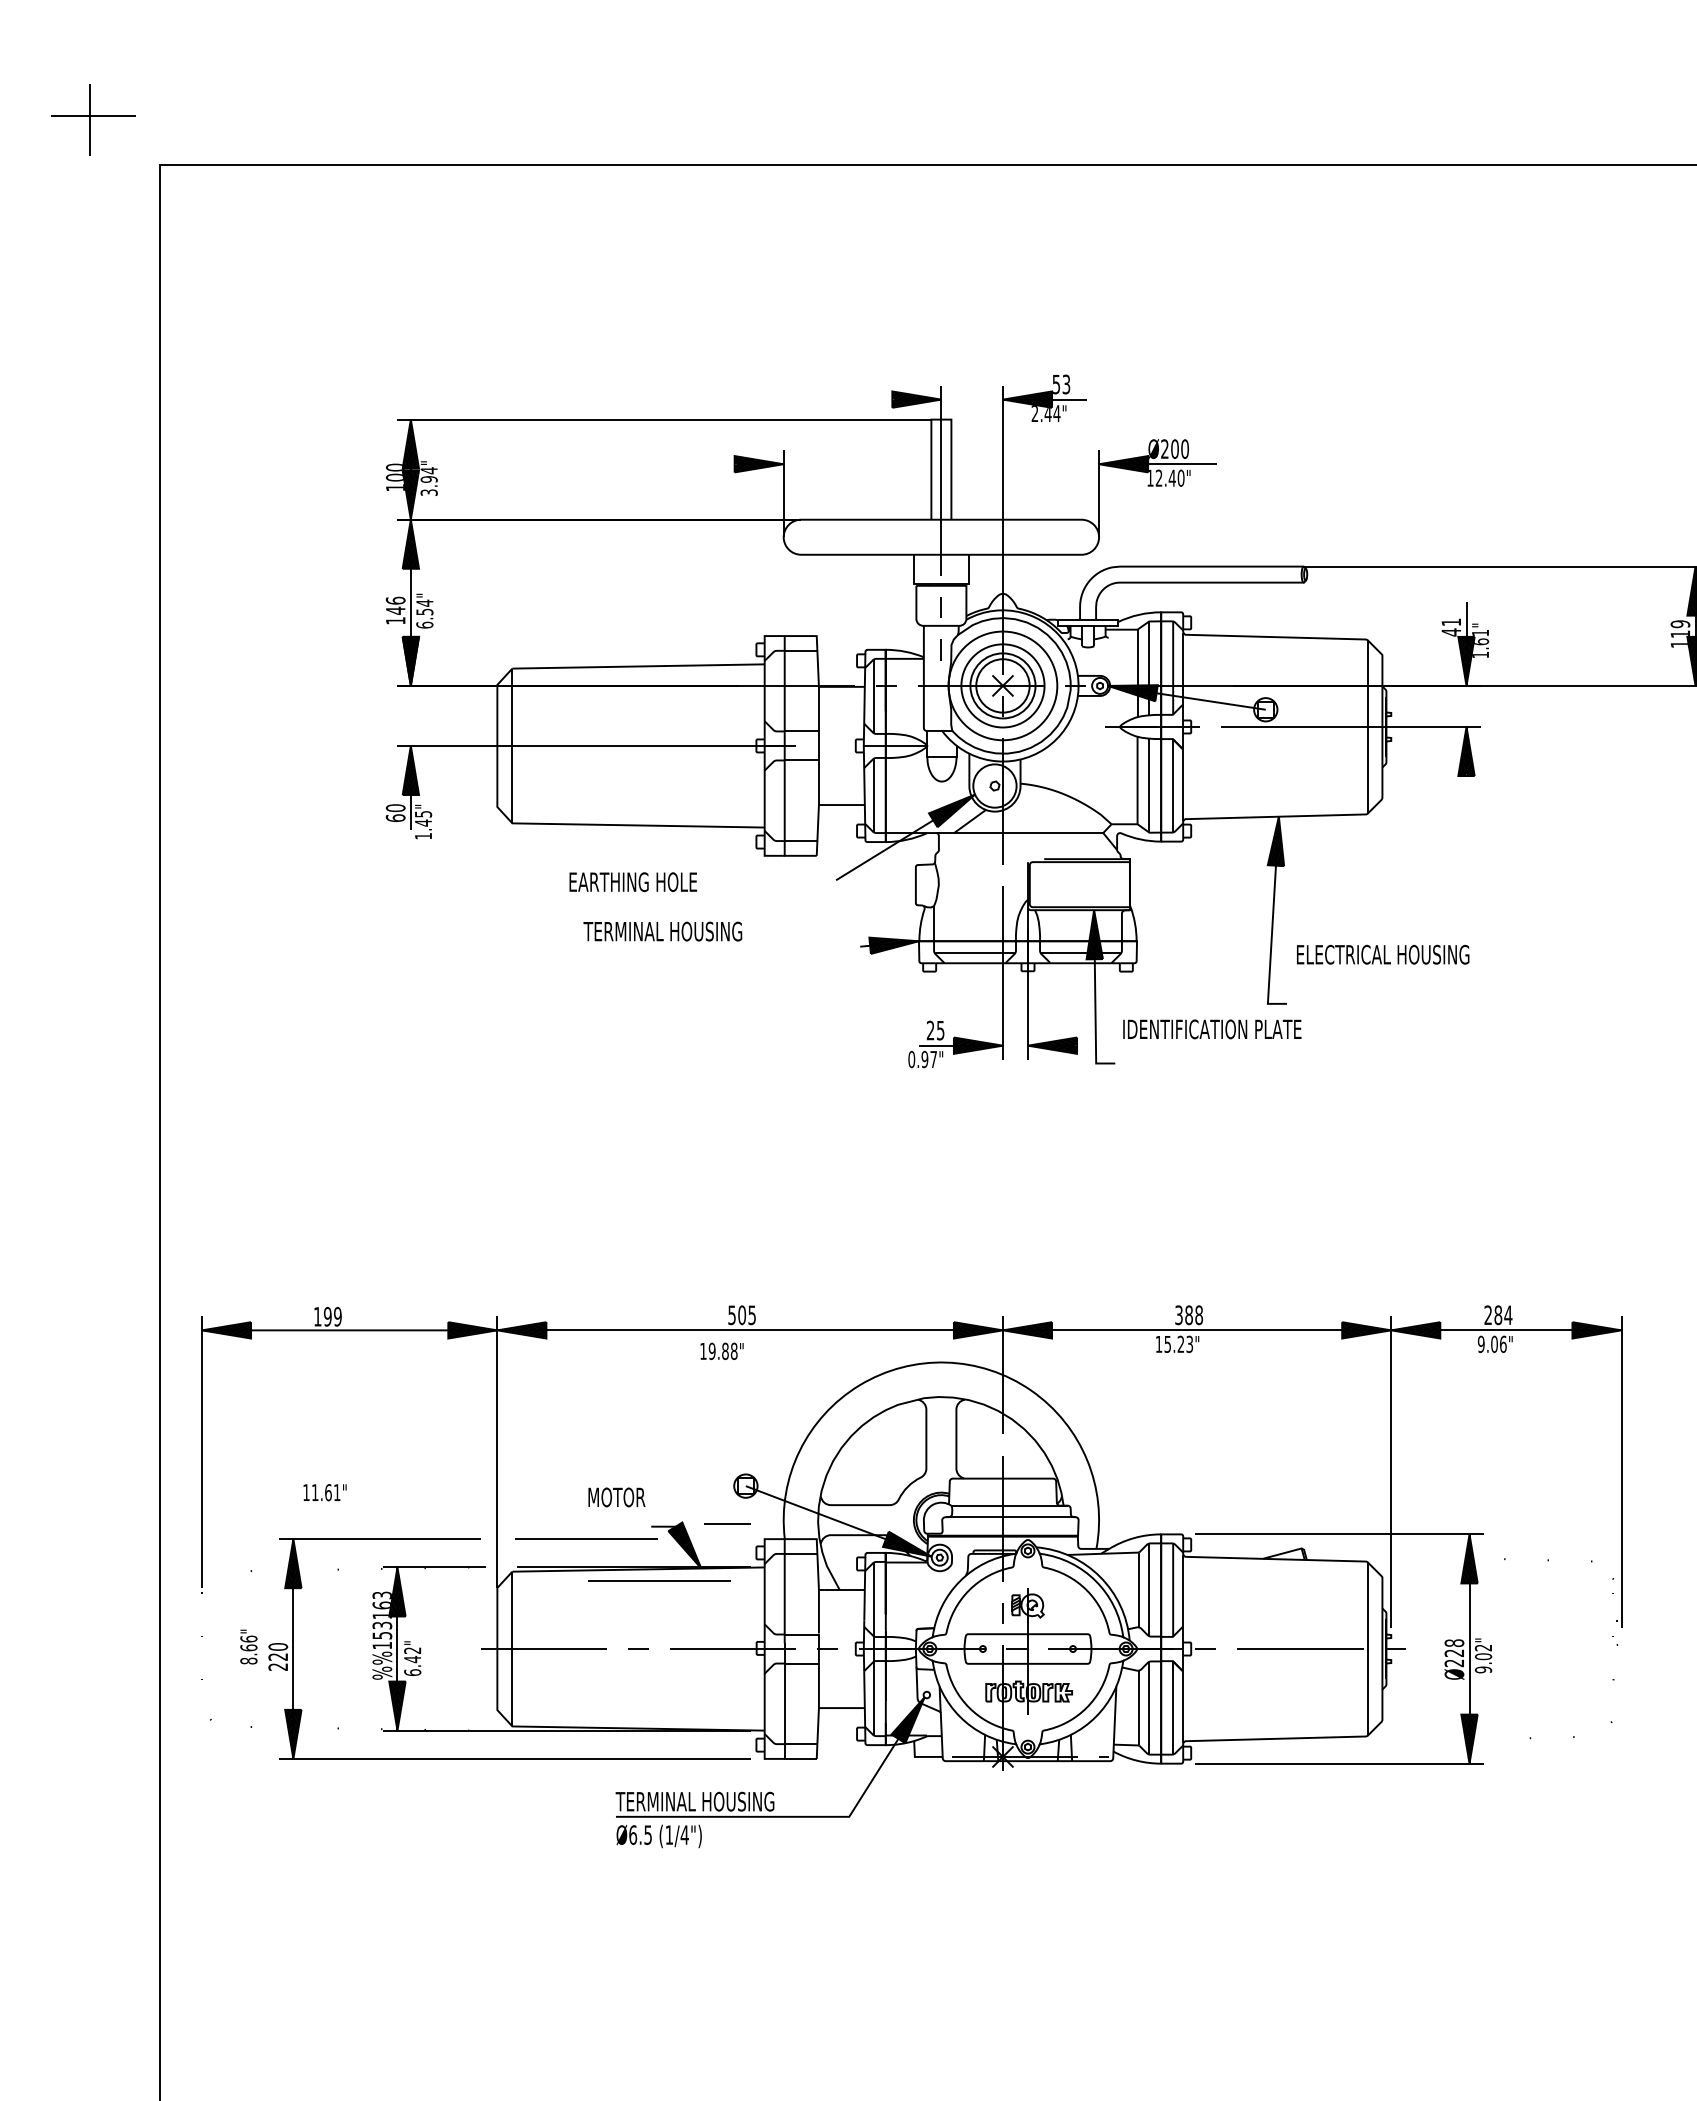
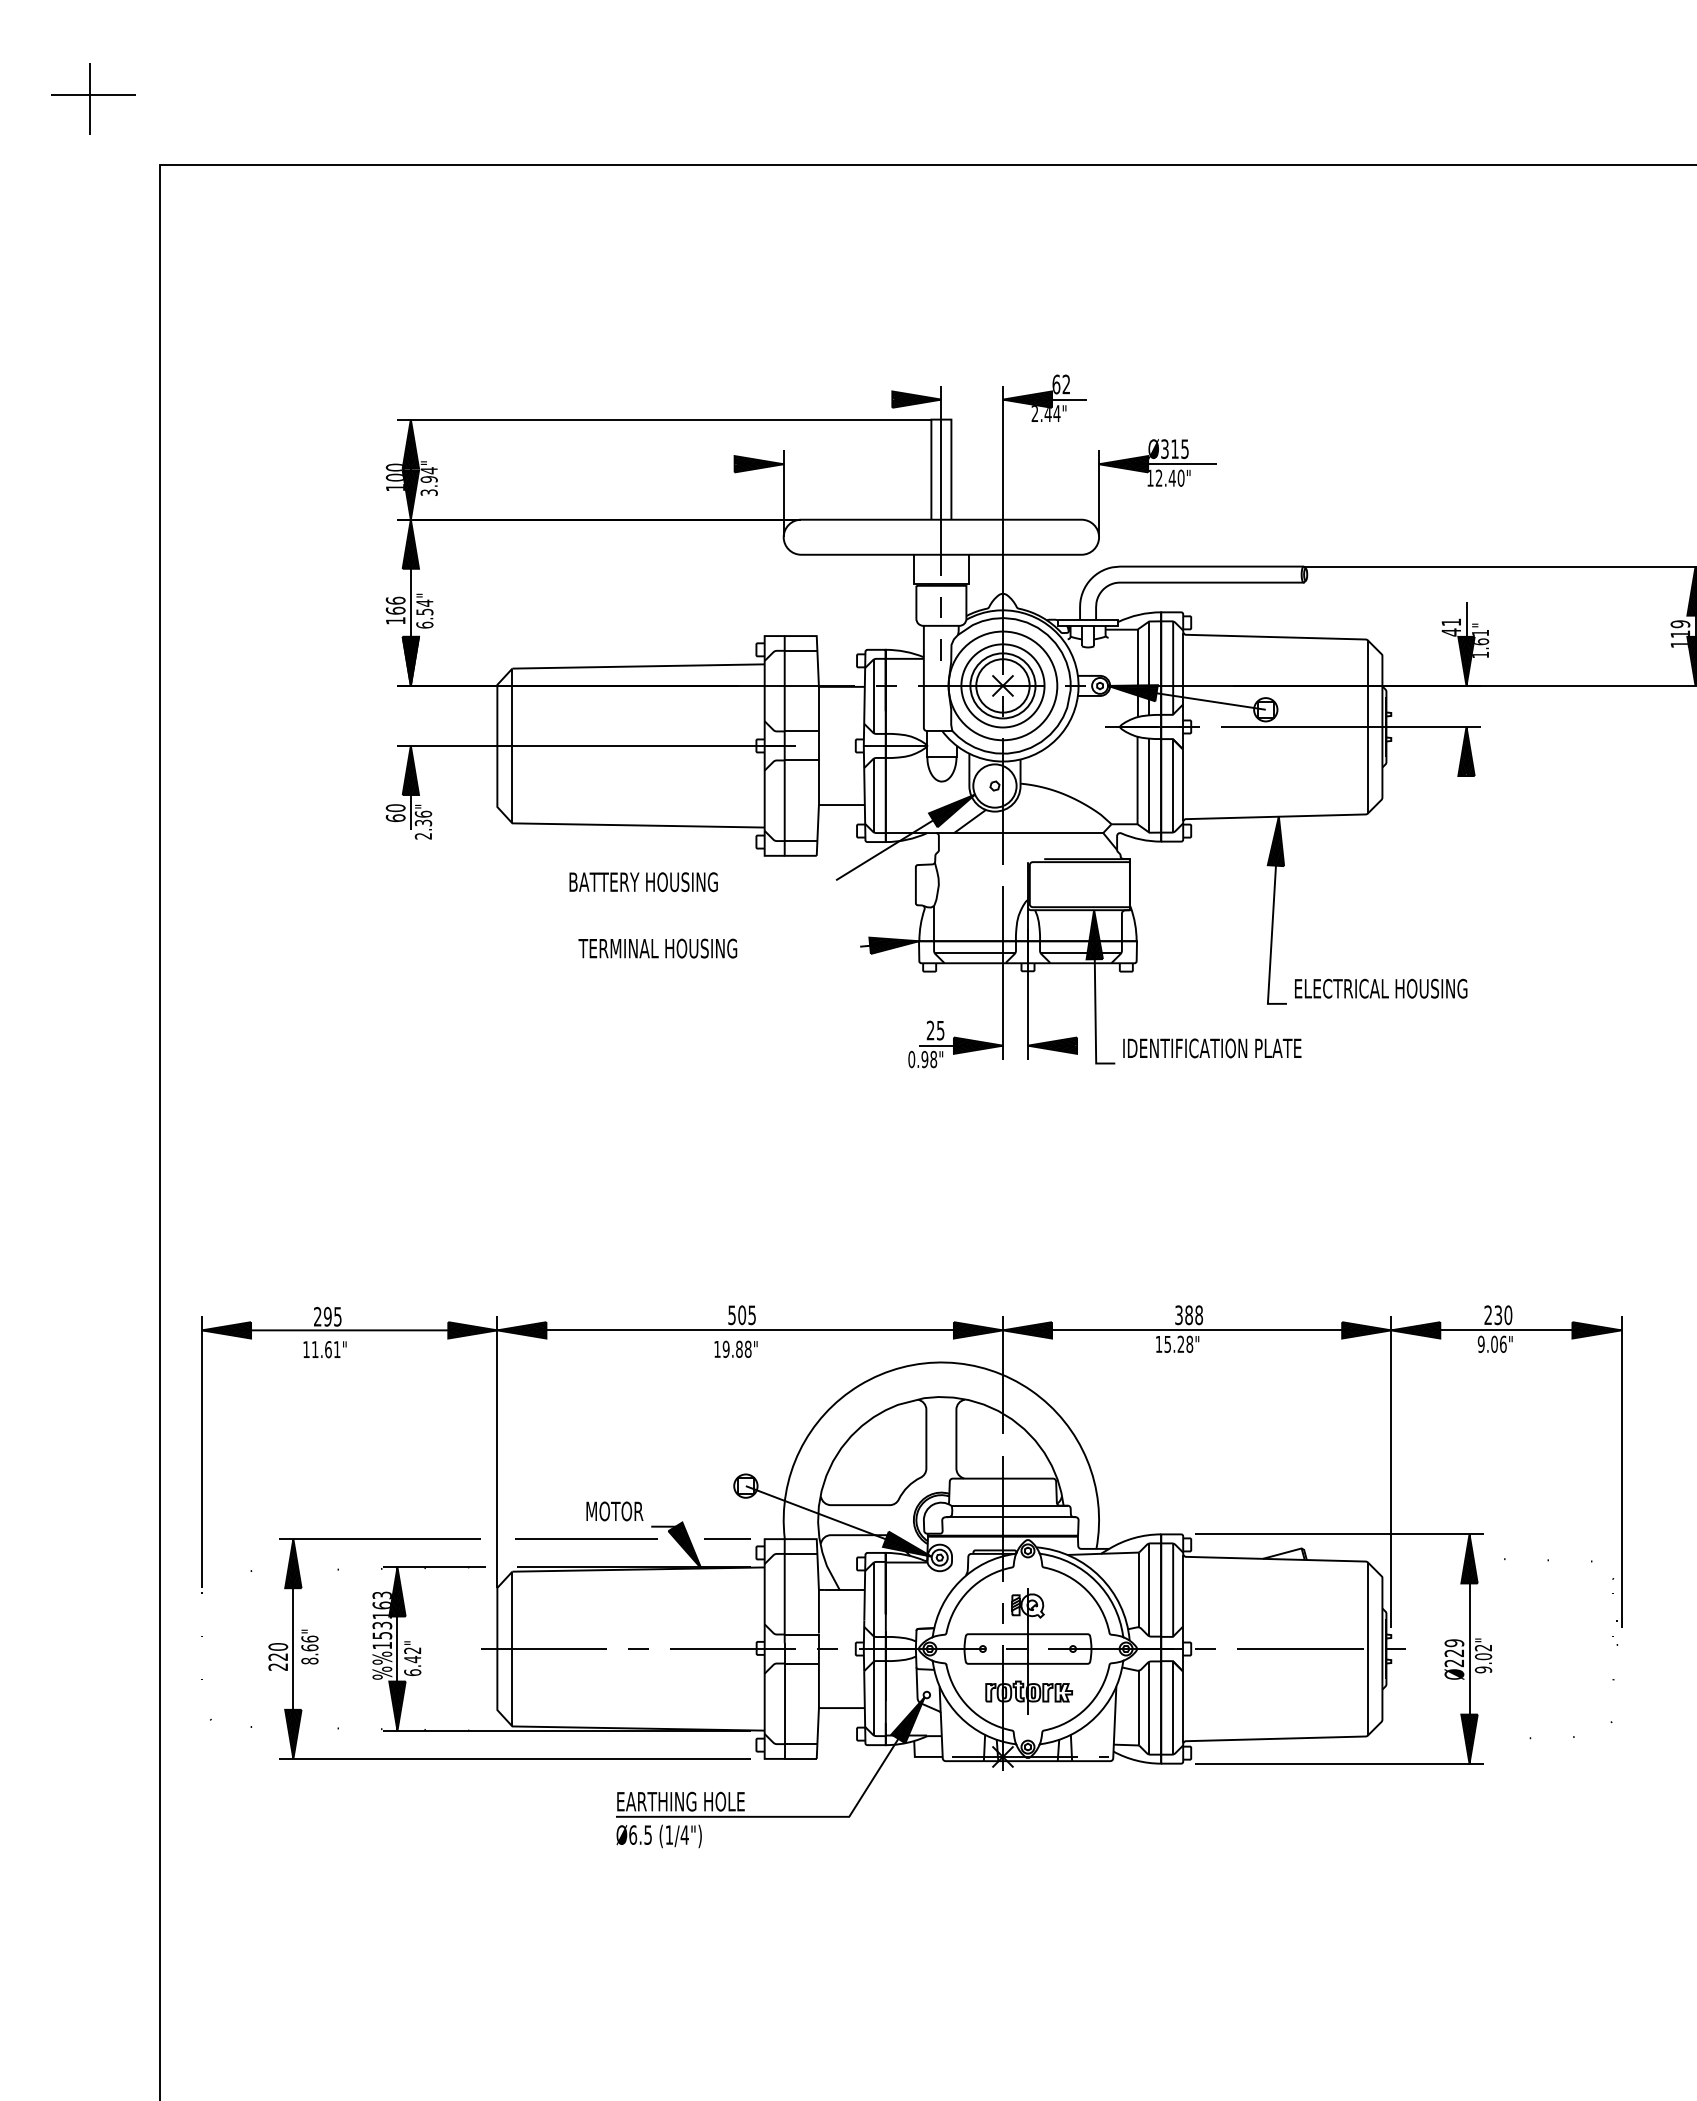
part position: (93, 119) -> (93, 98) (93, 98)
text: 53 -> 62 (1061, 384)
text: Ø200 -> Ø315 (1174, 449)
text: 146 -> 166 (395, 610)
text: 1.45" -> 2.36" (423, 824)
text: EARTHING HOLE -> BATTERY HOUSING (645, 882)
text position: (662, 931) -> (657, 948) (657, 948)
text position: (1383, 954) -> (1381, 988) (1381, 988)
text position: (1212, 1029) -> (1212, 1048) (1212, 1048)
text: 0.97" -> 0.98" (933, 1059)
text: 284 -> 230 (1503, 1315)
text: 199 -> 295 (327, 1316)
text: 15.23" -> 15.28" (1189, 1343)
text position: (721, 1350) -> (735, 1348) (735, 1348)
text position: (324, 1492) -> (324, 1349) (324, 1349)
text position: (616, 1497) -> (614, 1511) (614, 1511)
line position: (727, 1523) -> (727, 1538) (727, 1538)
line: present -> none (659, 1580)
text: Ø228 -> Ø229 (1454, 1643)
text position: (248, 1646) -> (309, 1646) (309, 1646)
text: TERMINAL HOUSING -> EARTHING HOLE (694, 1801)
